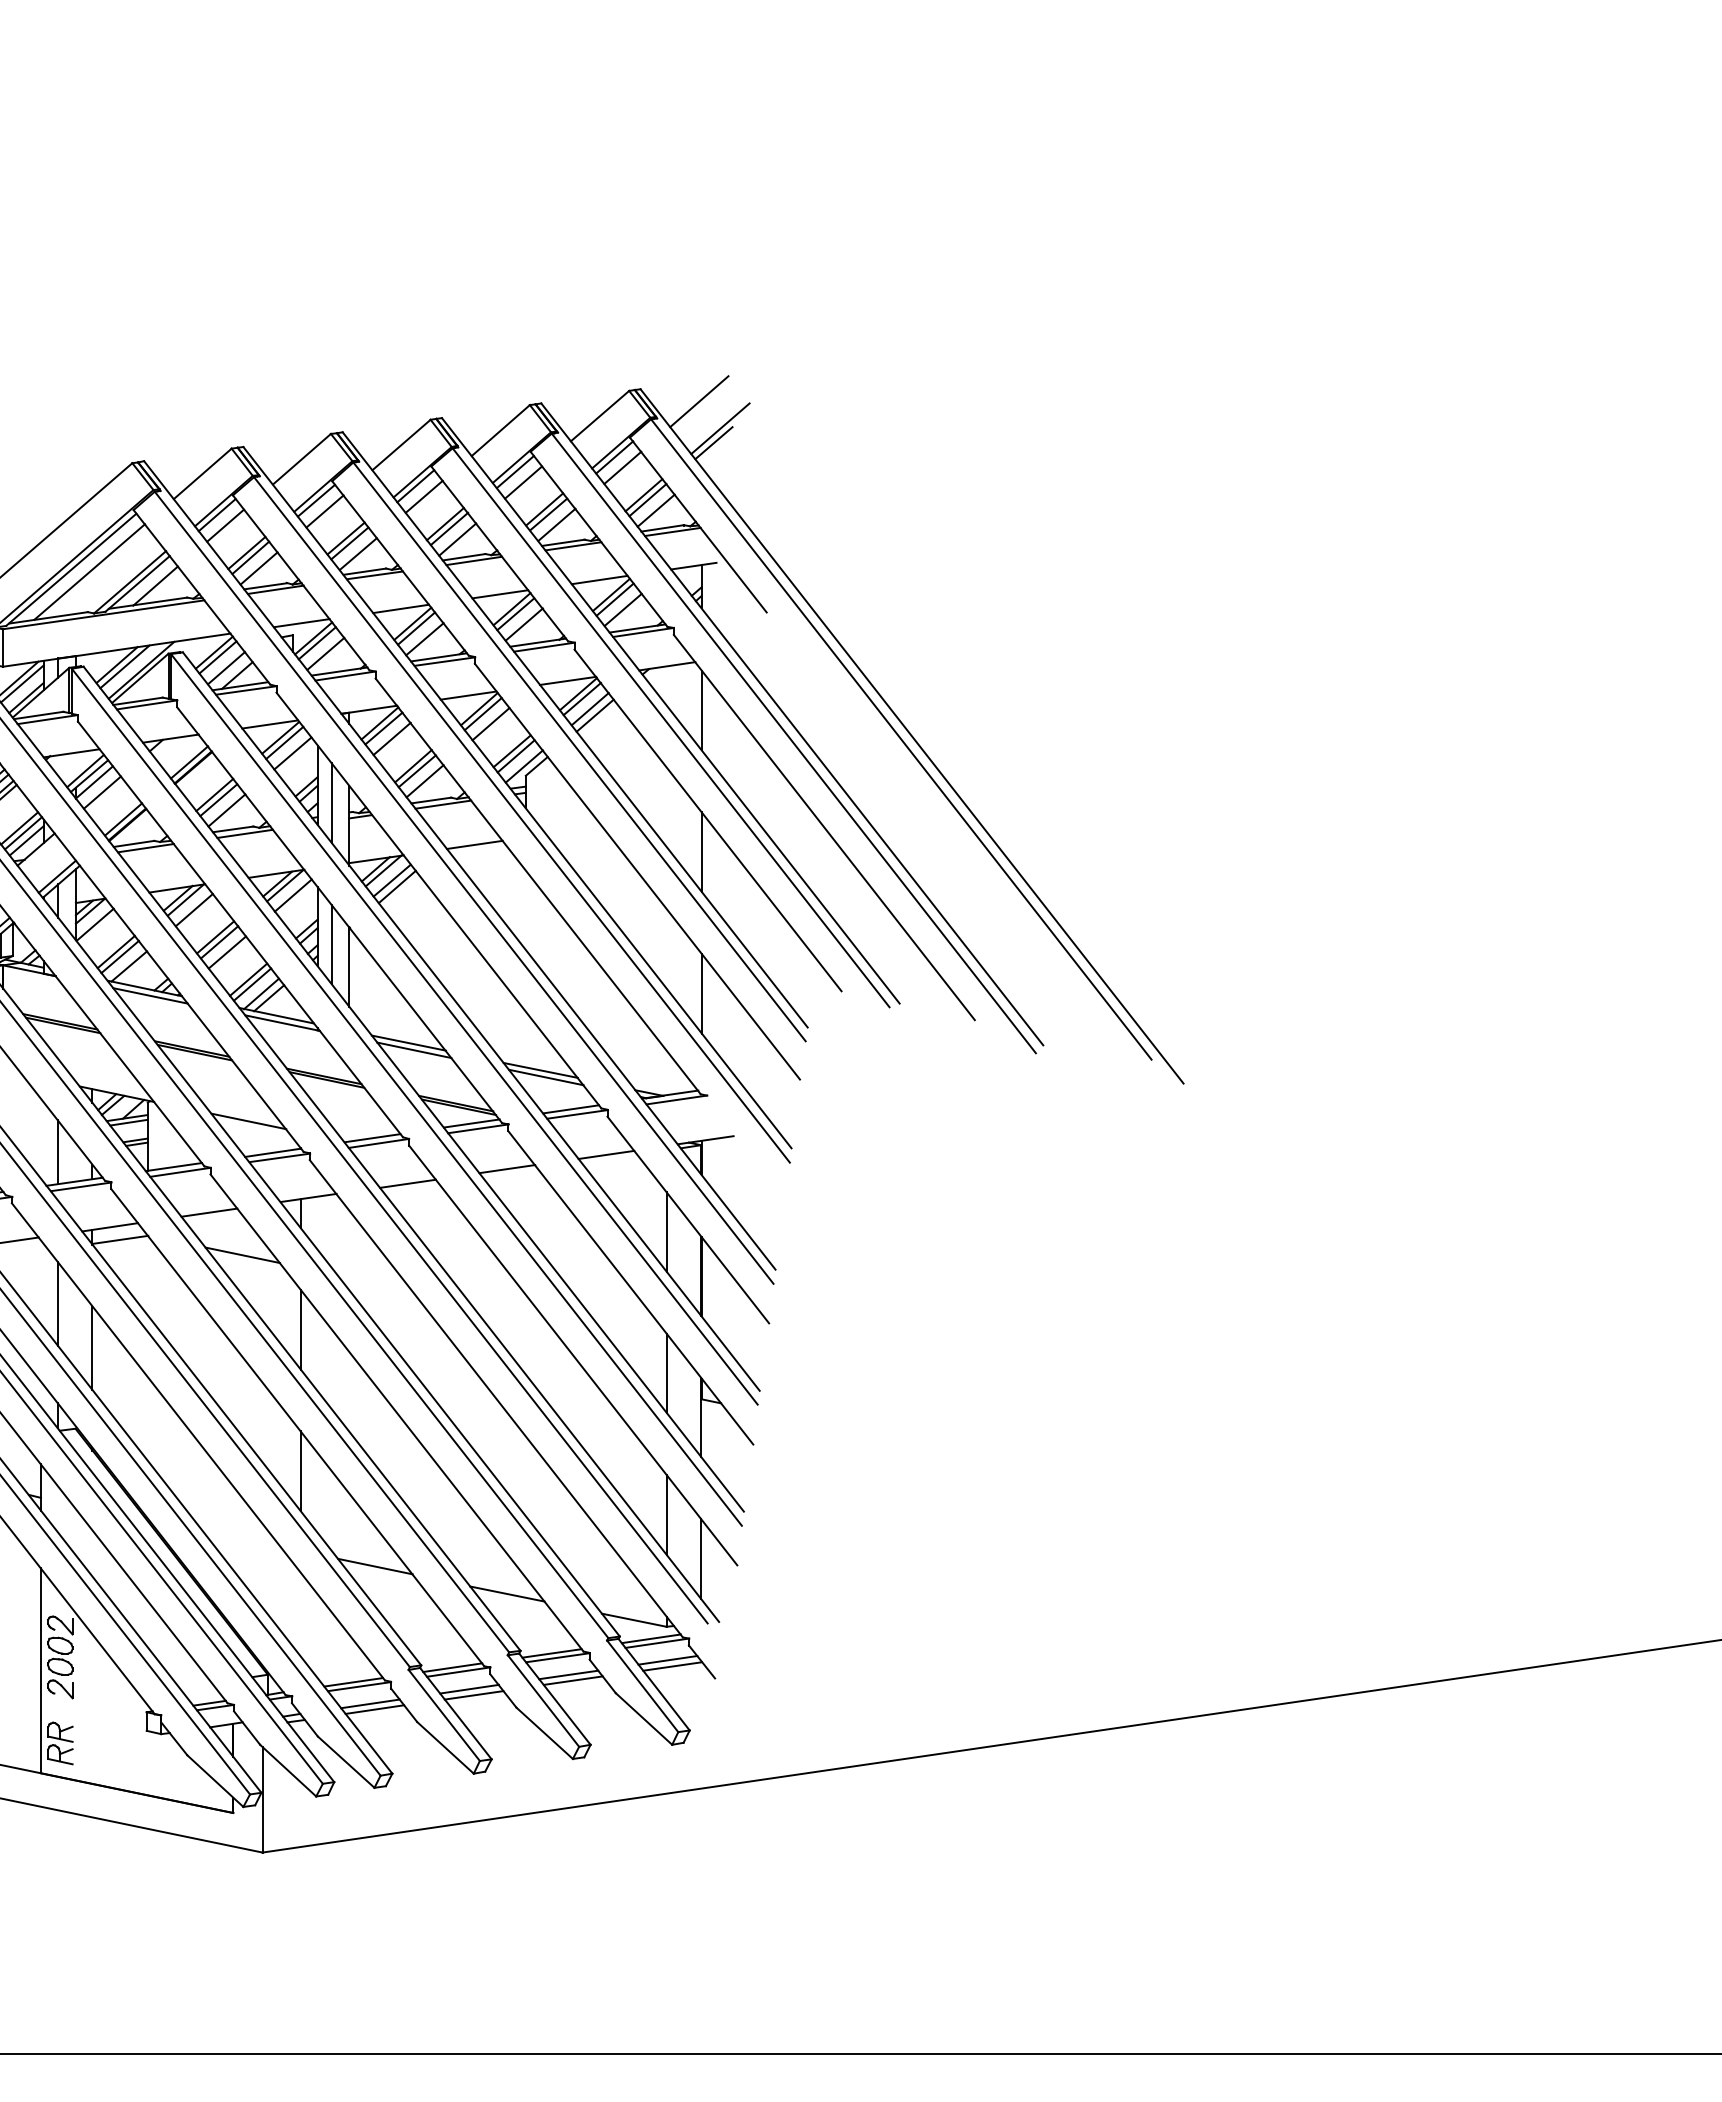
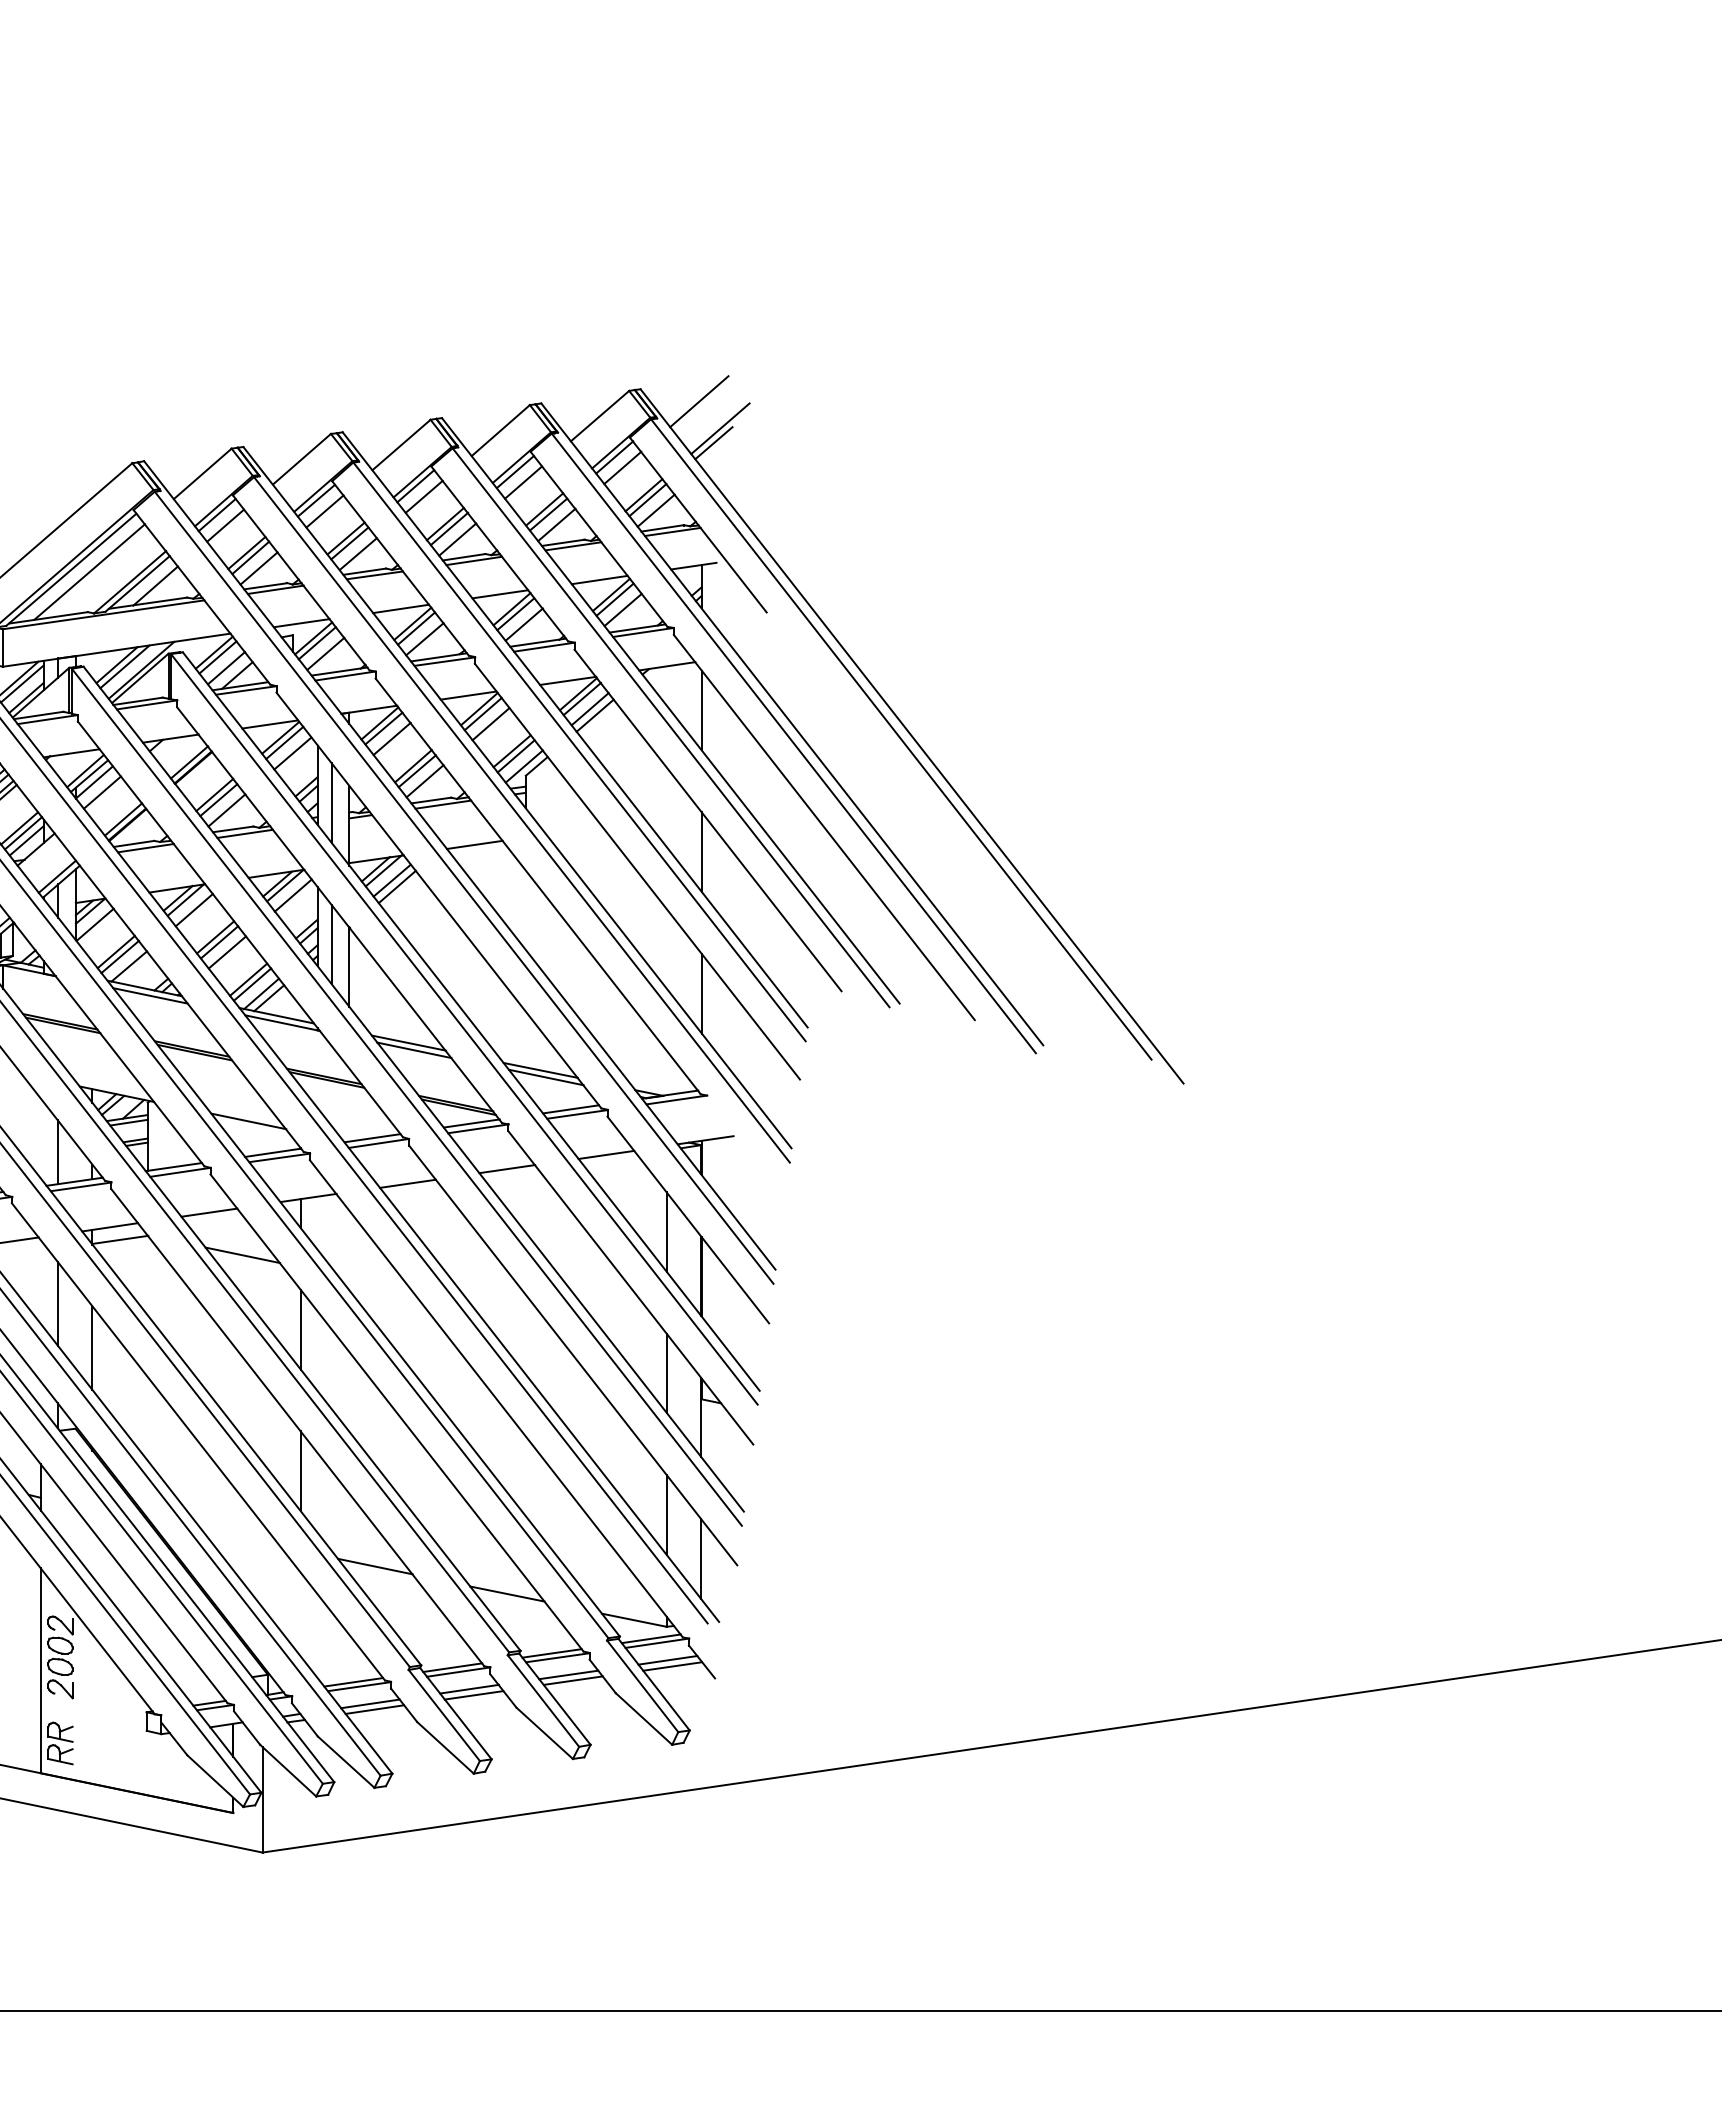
line position: (860, 2054) -> (860, 2011) (860, 2011)
